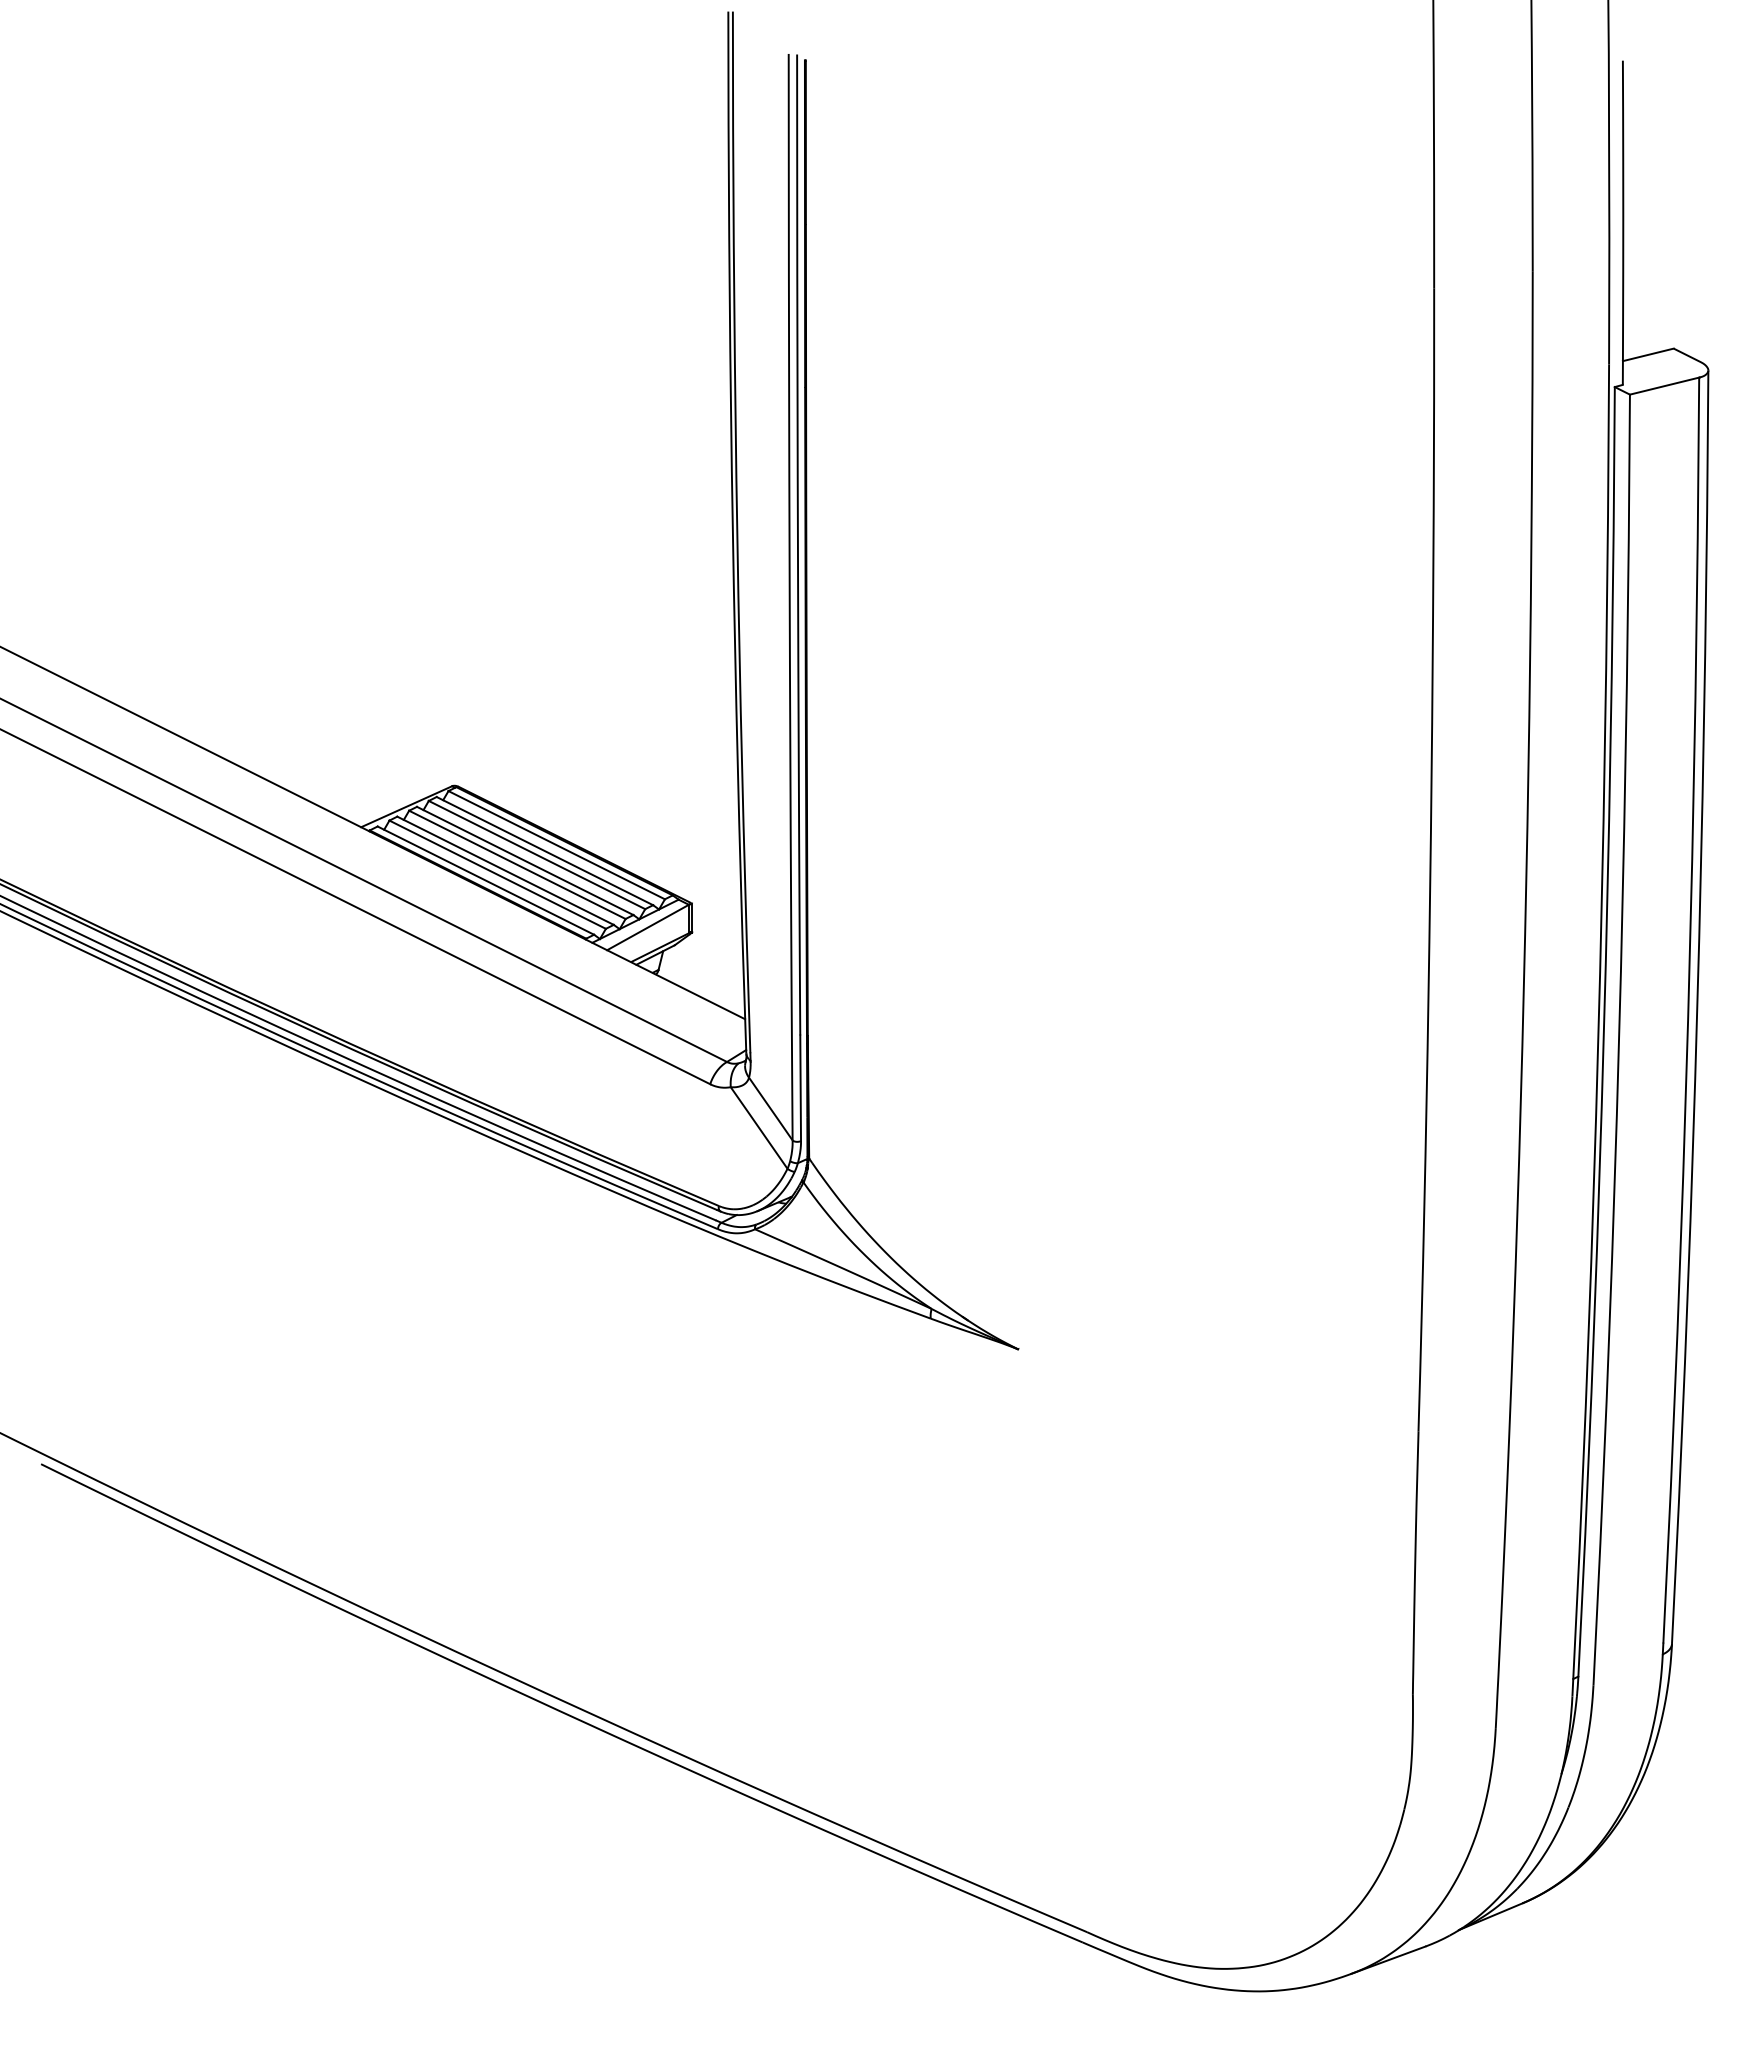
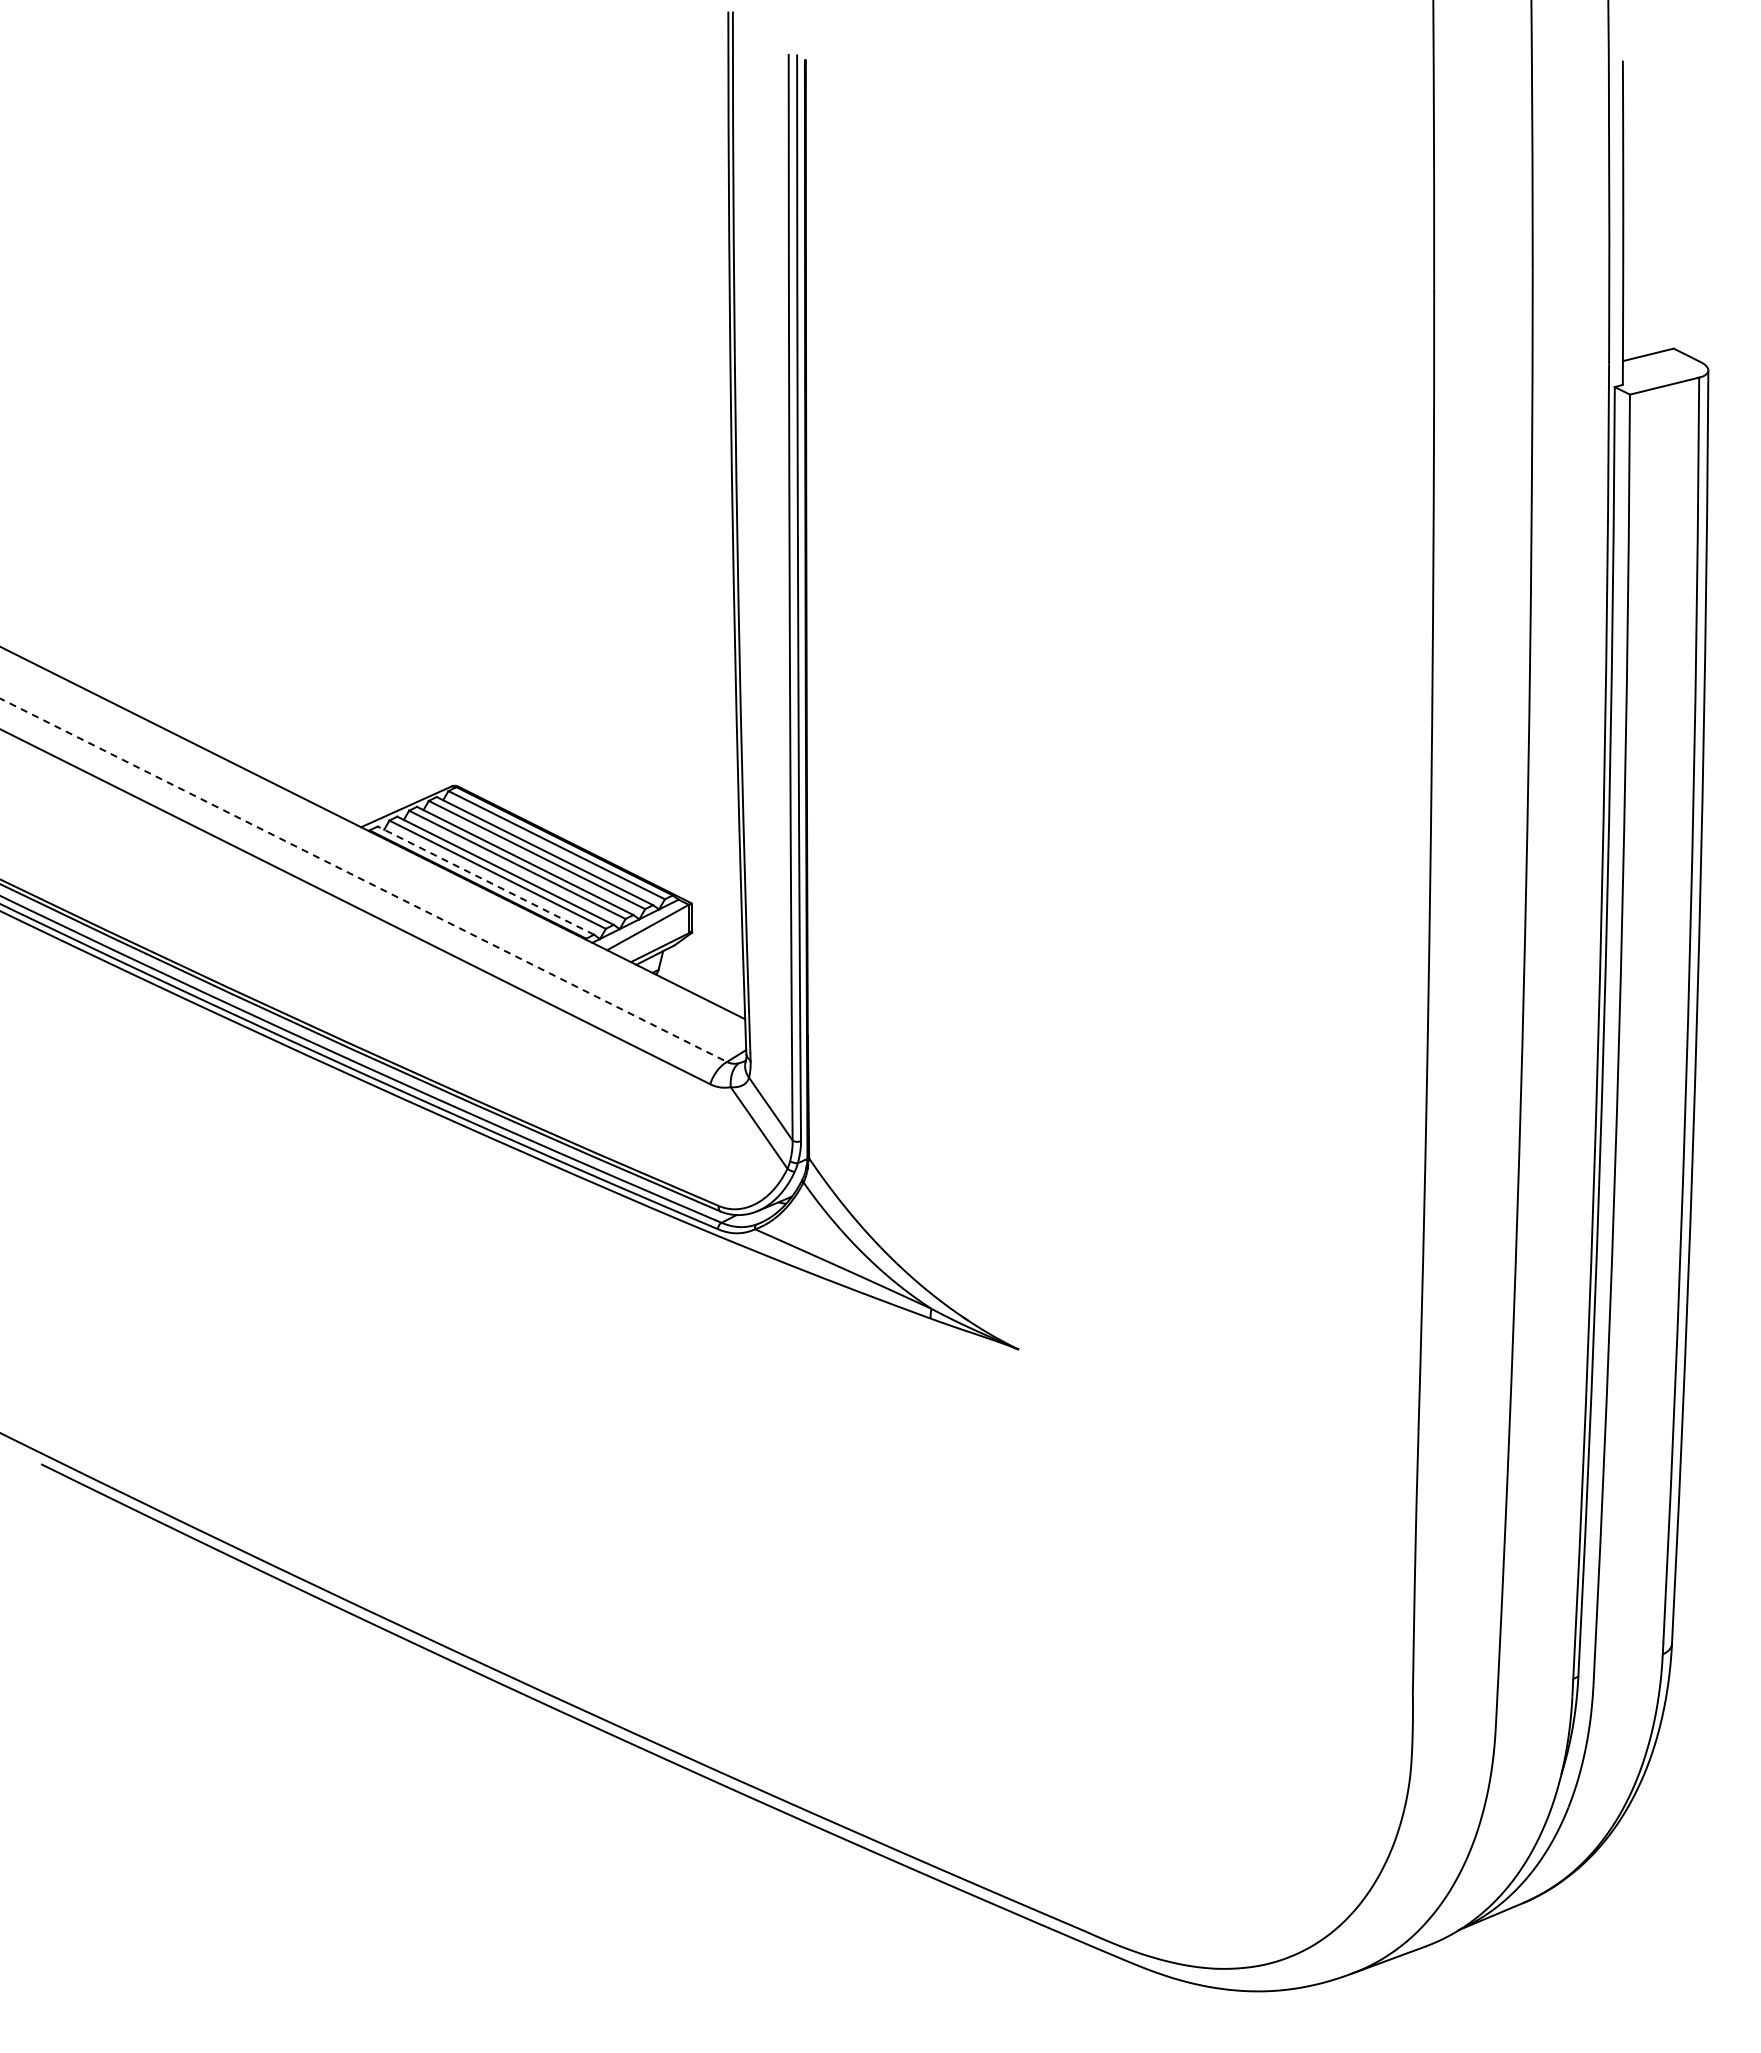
line: solid -> dashed (363, 880)
line: solid -> dashed (485, 880)
